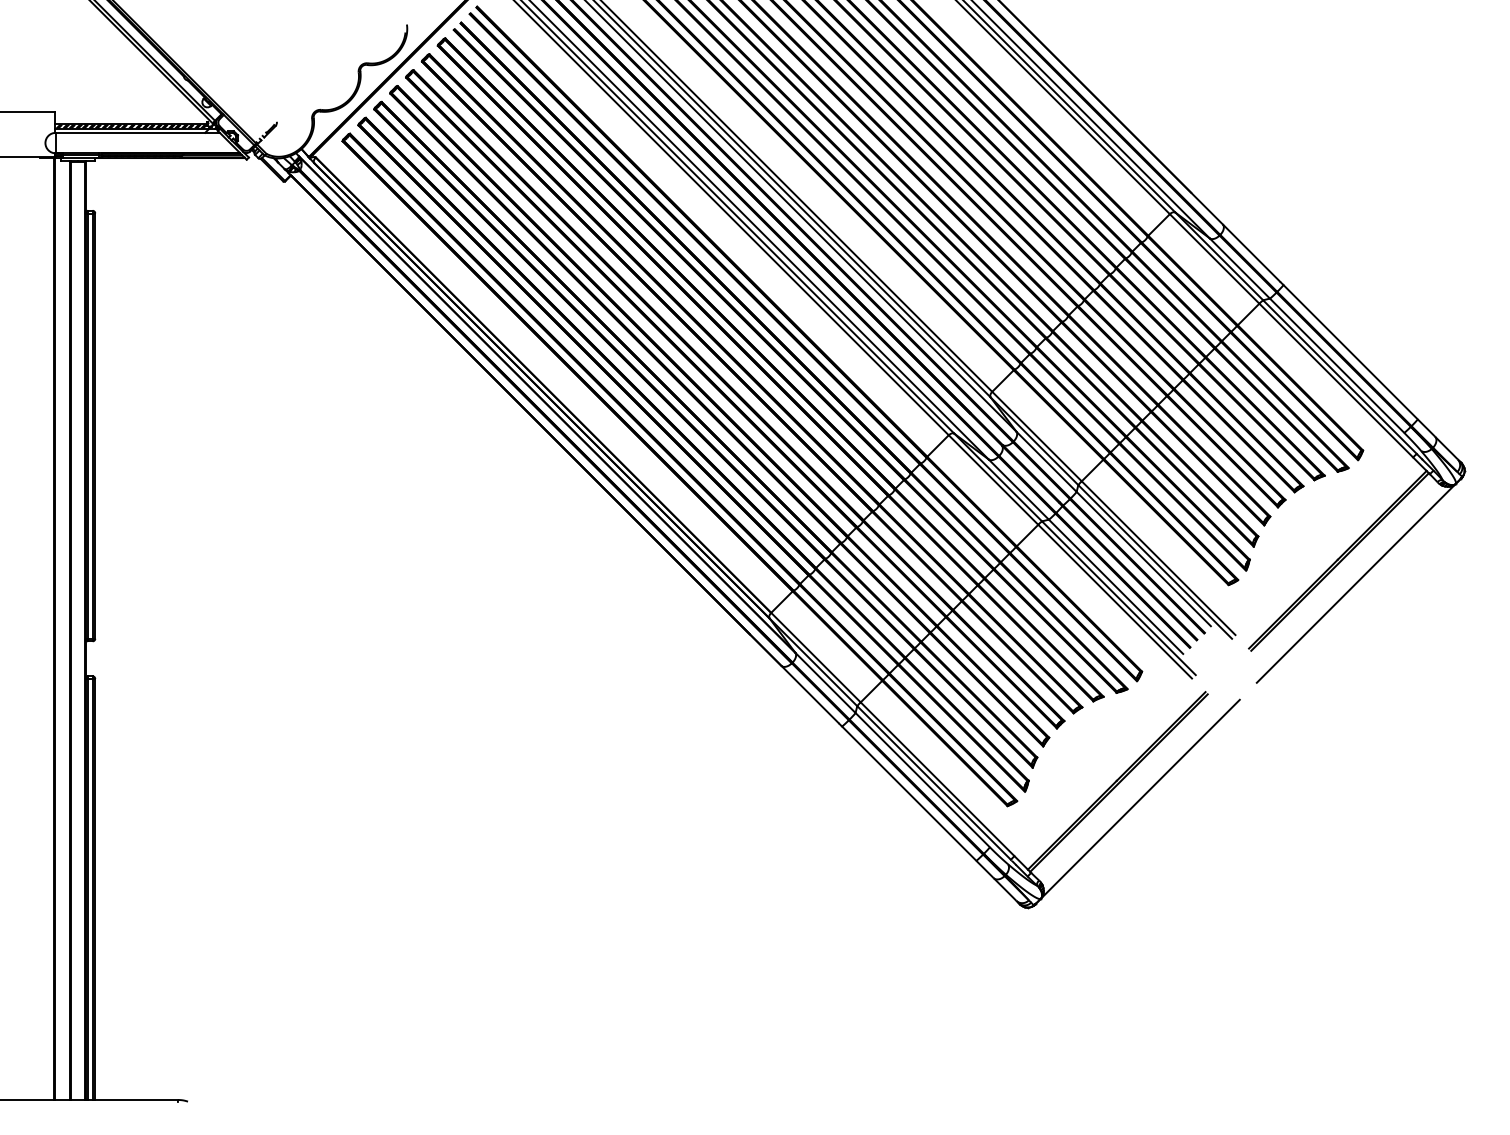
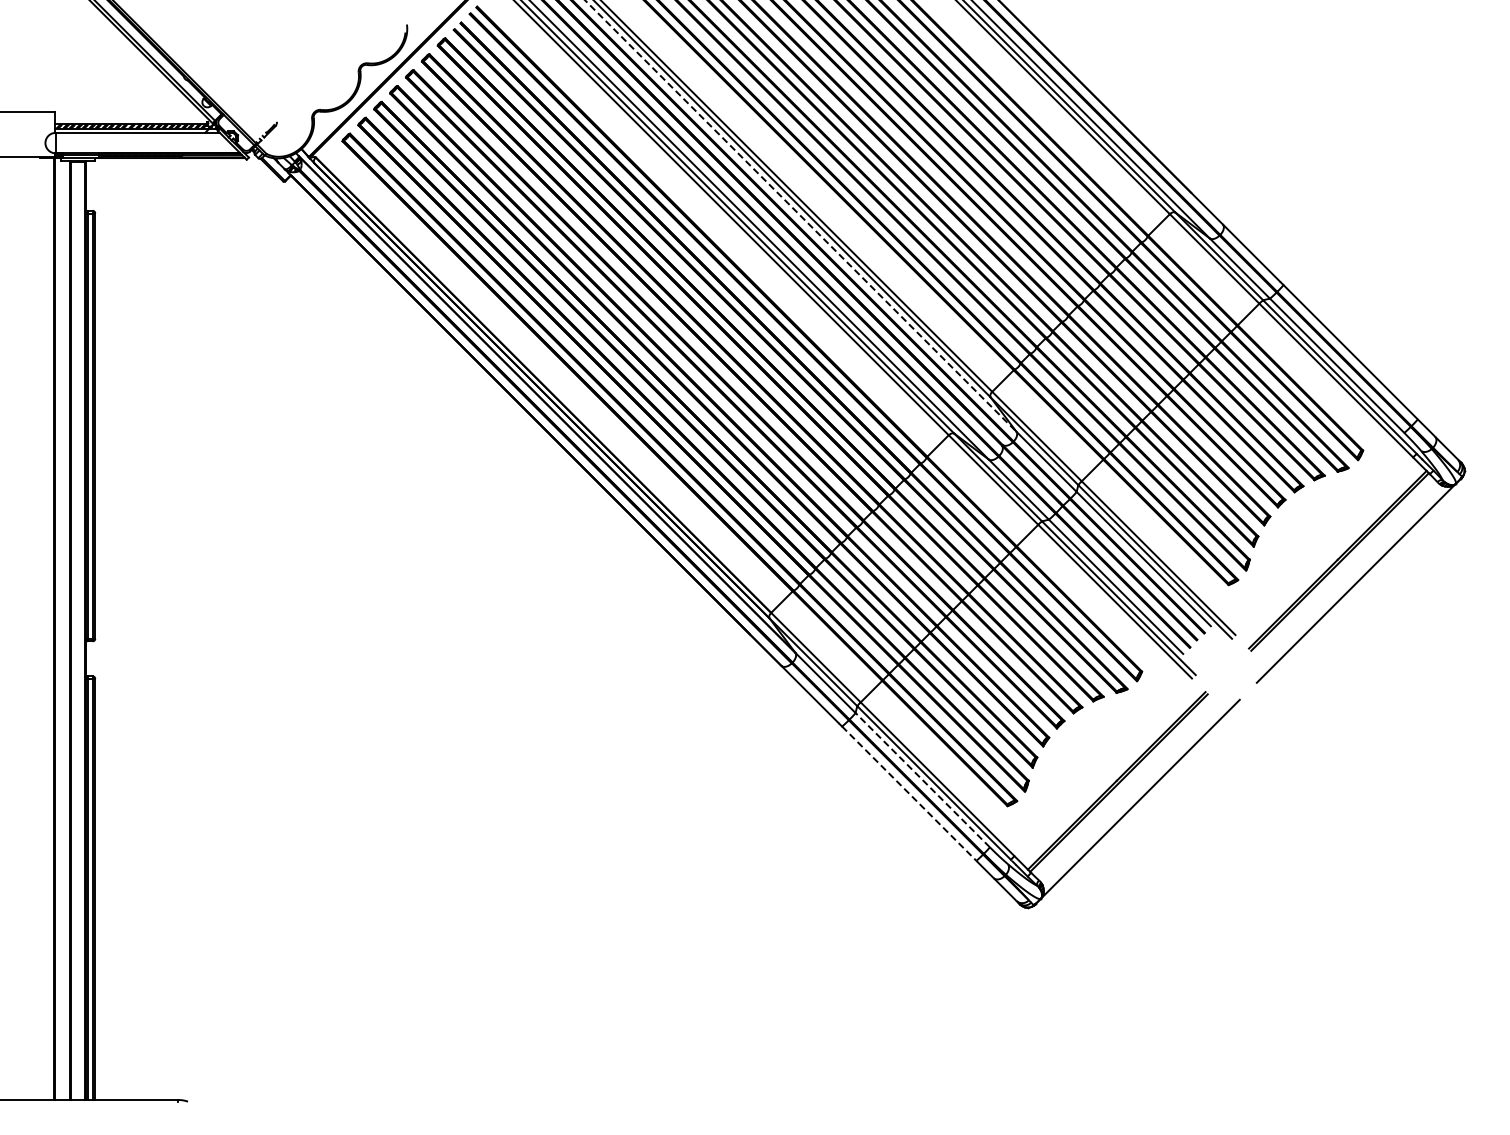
line: solid -> dashed (800, 216)
line: solid -> dashed (922, 780)
line: solid -> dashed (909, 793)
